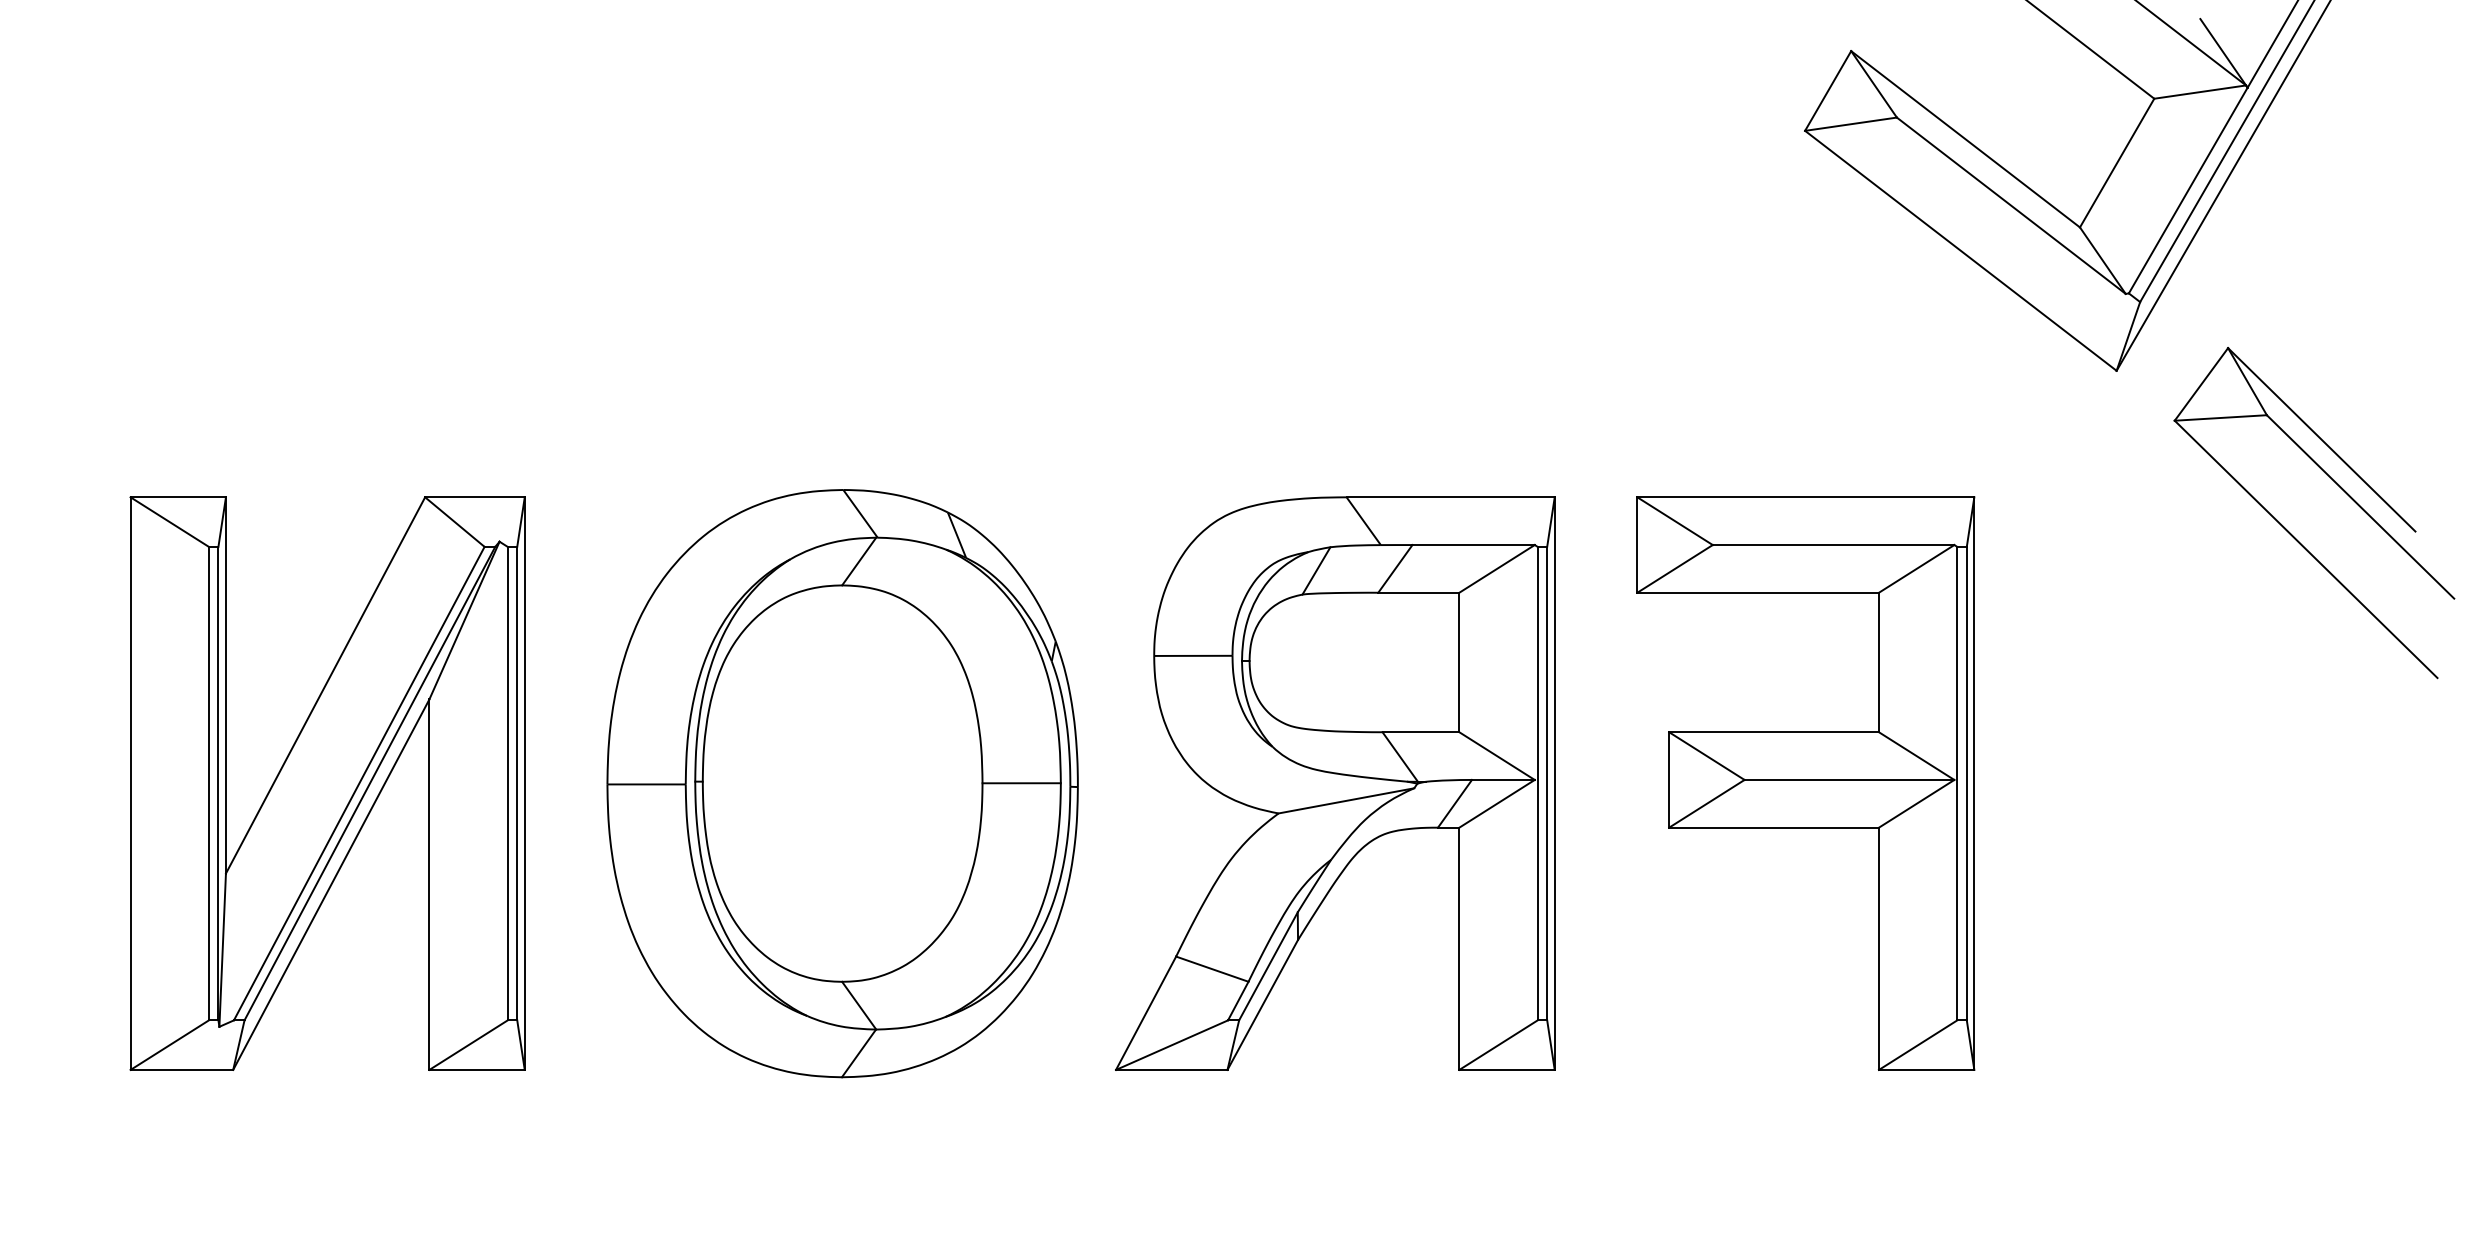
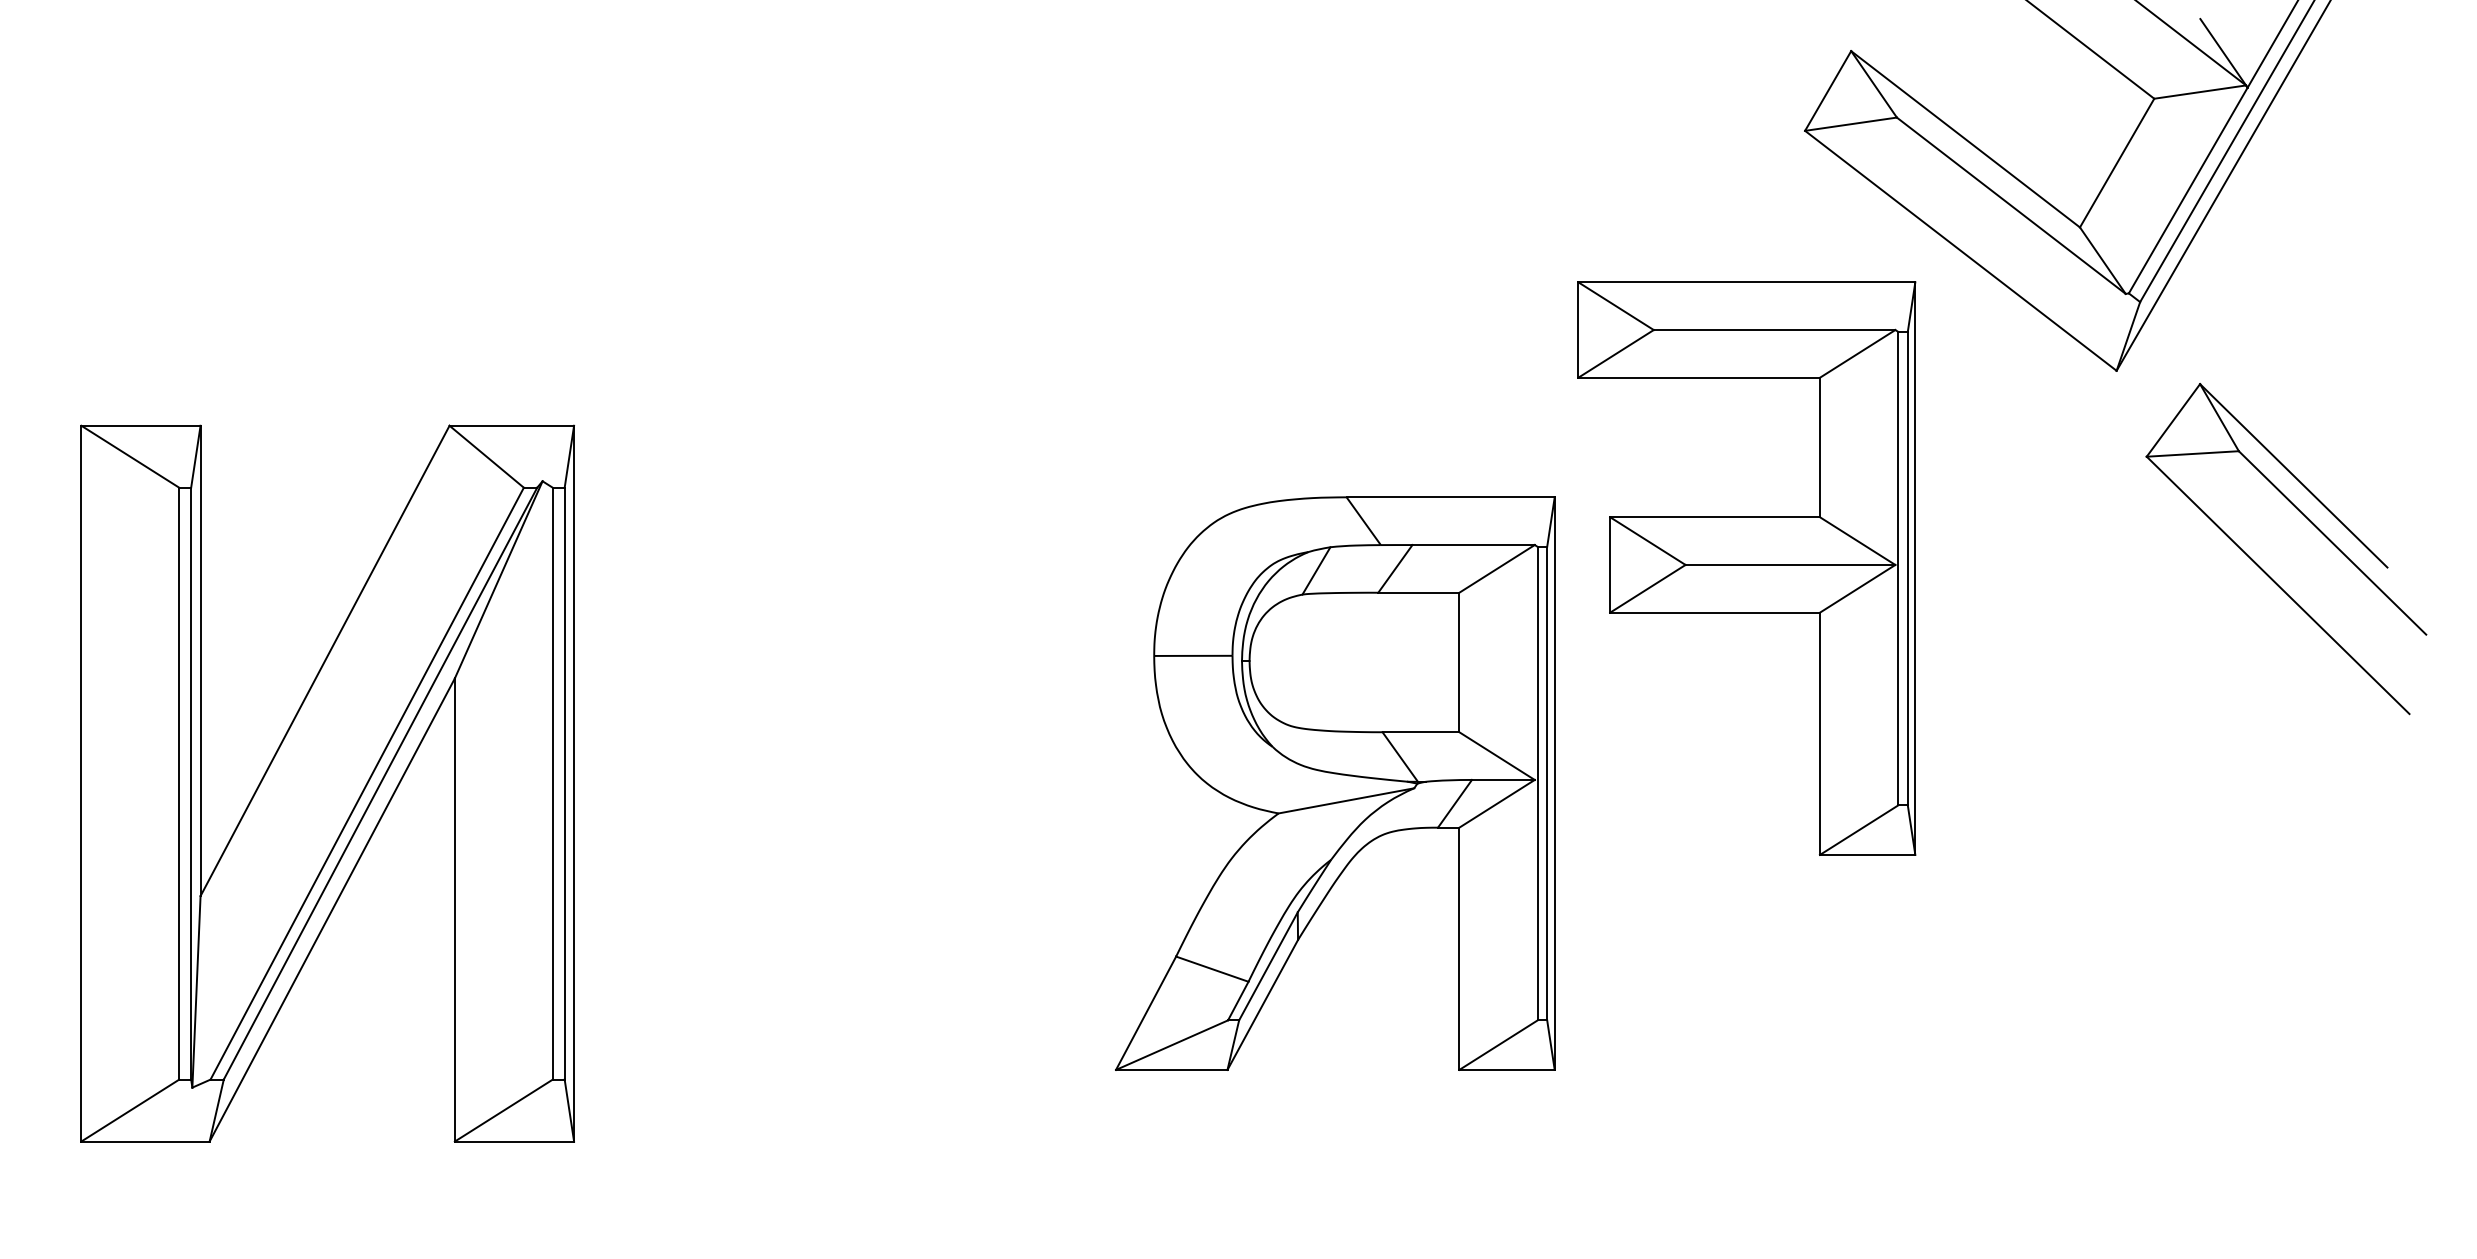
part position: (2292, 534) -> (2264, 570) (2264, 570)
part size: 397x575 px -> 495x719 px (327, 783)
part: present -> none (842, 783)
part position: (1805, 783) -> (1746, 568) (1746, 568)
